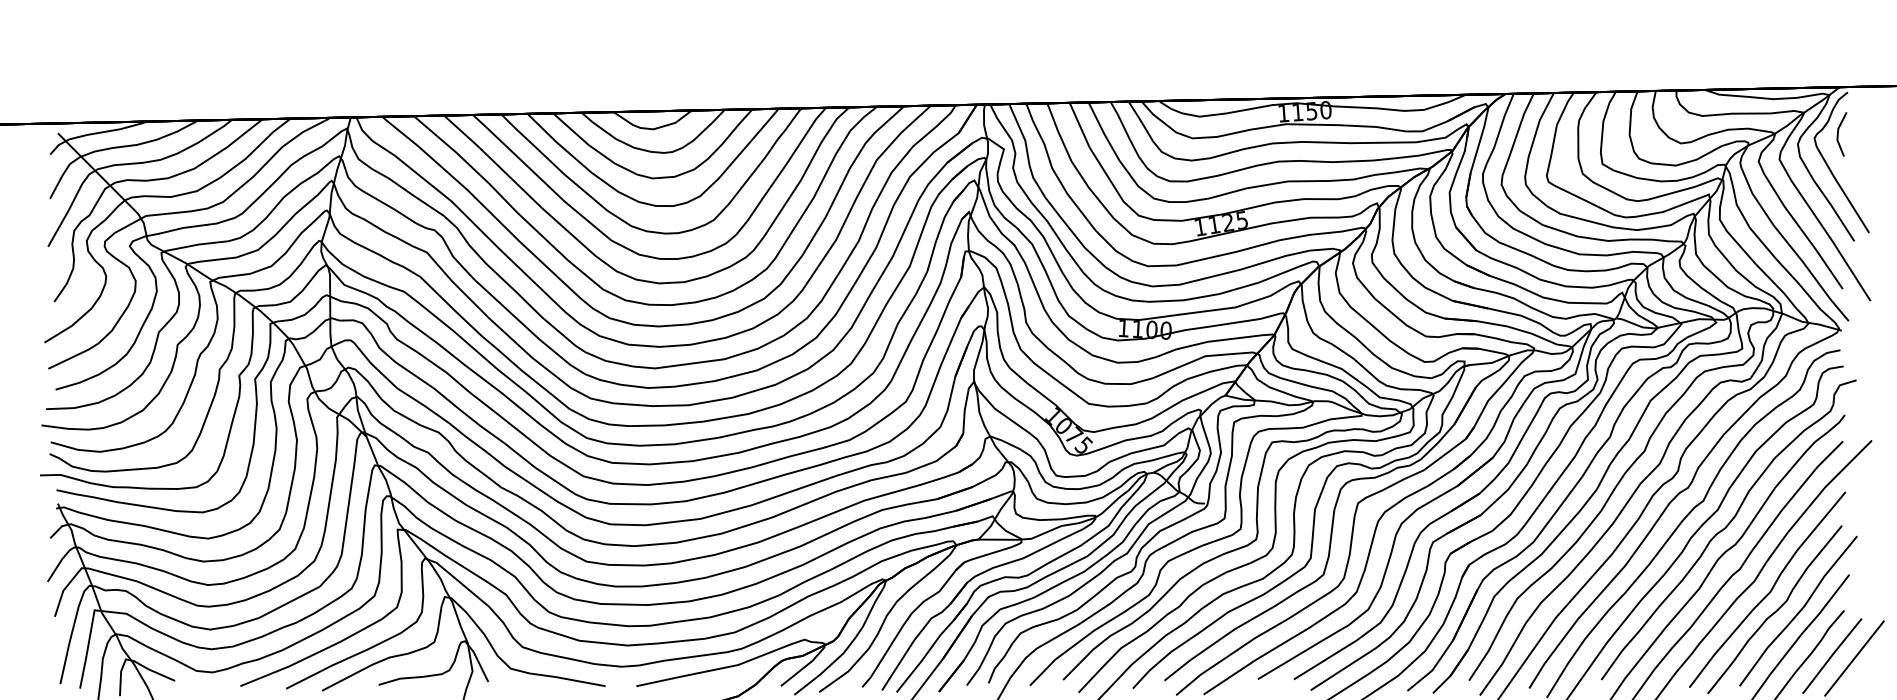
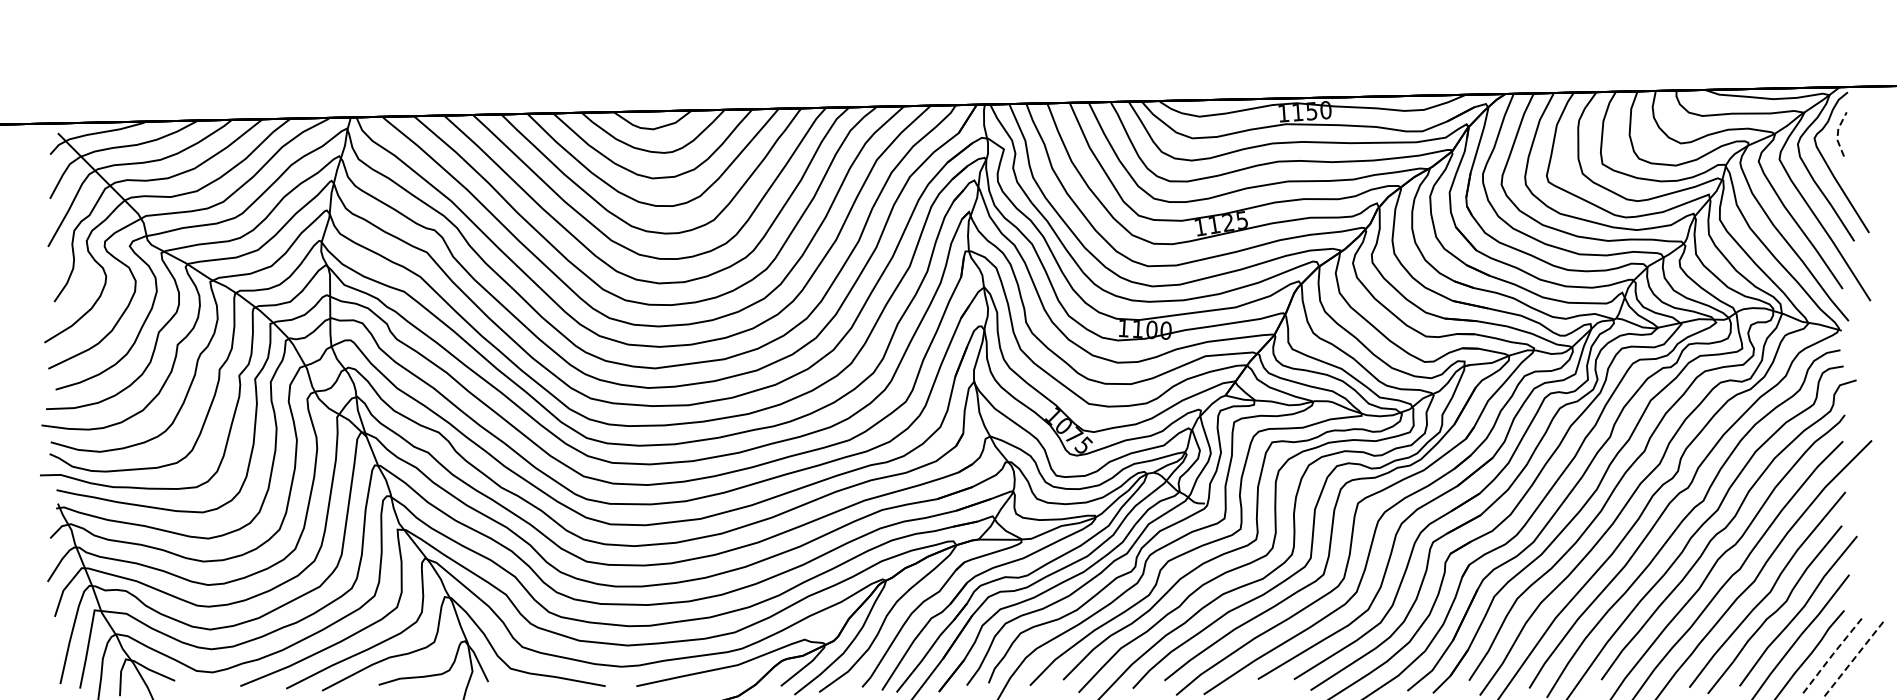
line: solid -> dashed (1837, 133)
line: solid -> dashed (1832, 655)
line: solid -> dashed (1854, 658)
